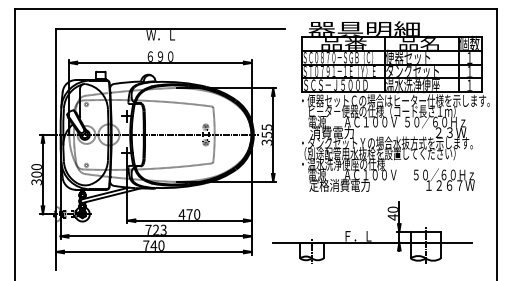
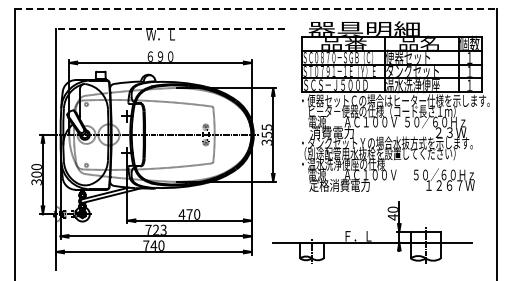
line: solid -> dashed (256, 8)
line: solid -> dashed (170, 29)
